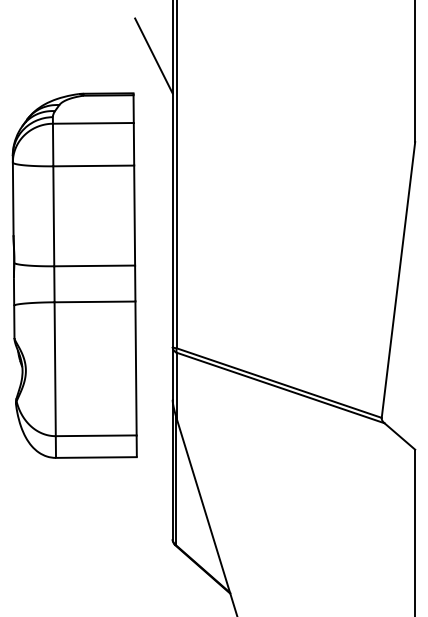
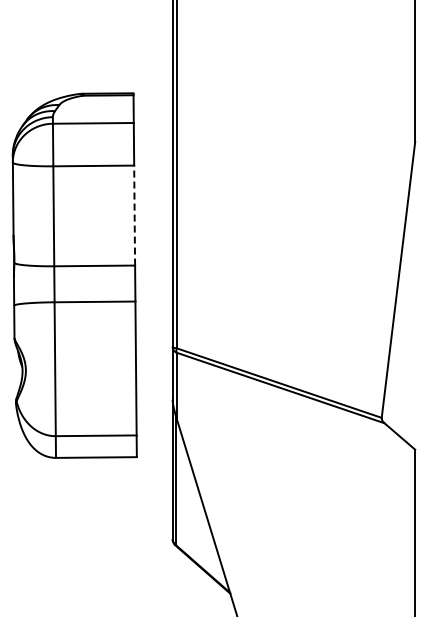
line: present -> none (153, 55)
line: solid -> dashed (134, 215)
